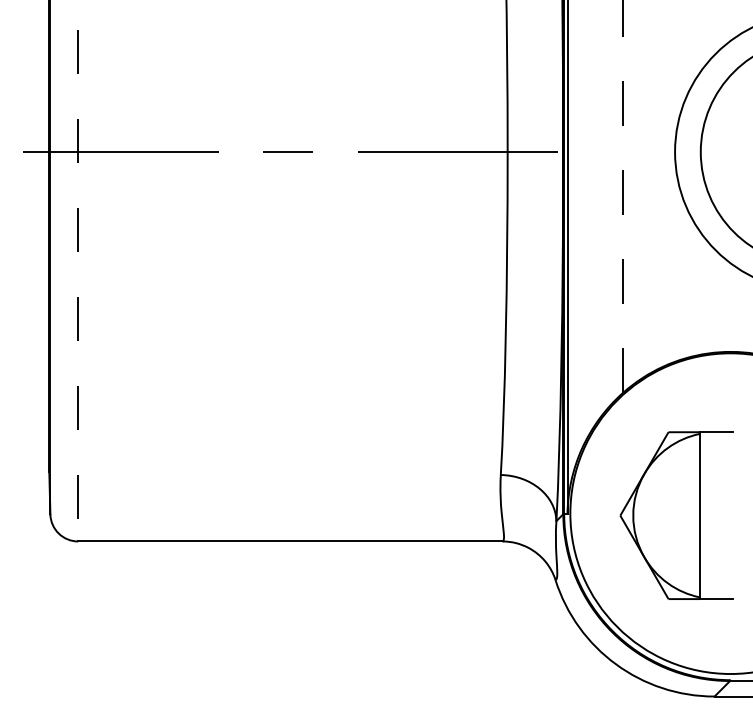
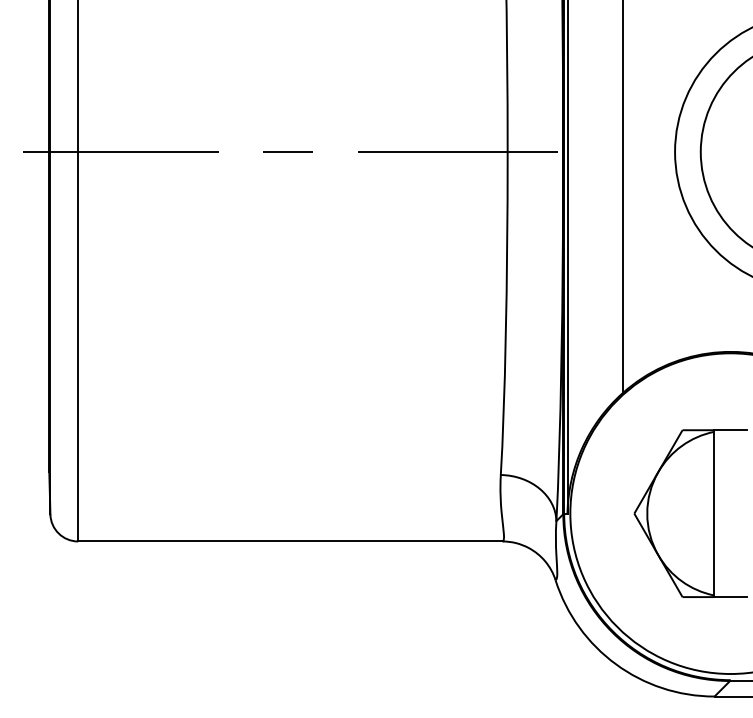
line: dashed -> solid (623, 196)
line: dashed -> solid (78, 271)
part position: (676, 515) -> (690, 513) (690, 513)
